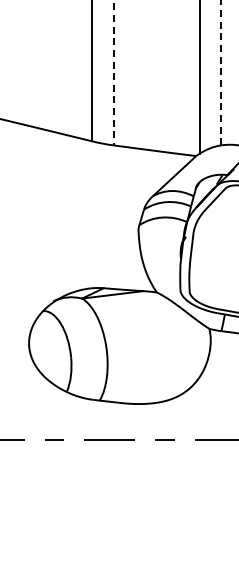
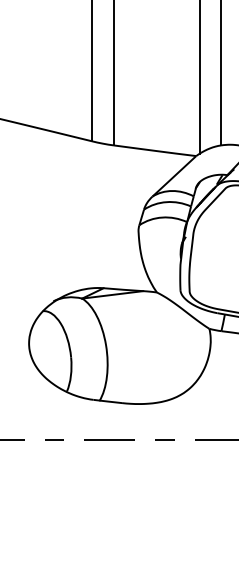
line: dashed -> solid (113, 73)
line: dashed -> solid (221, 73)
